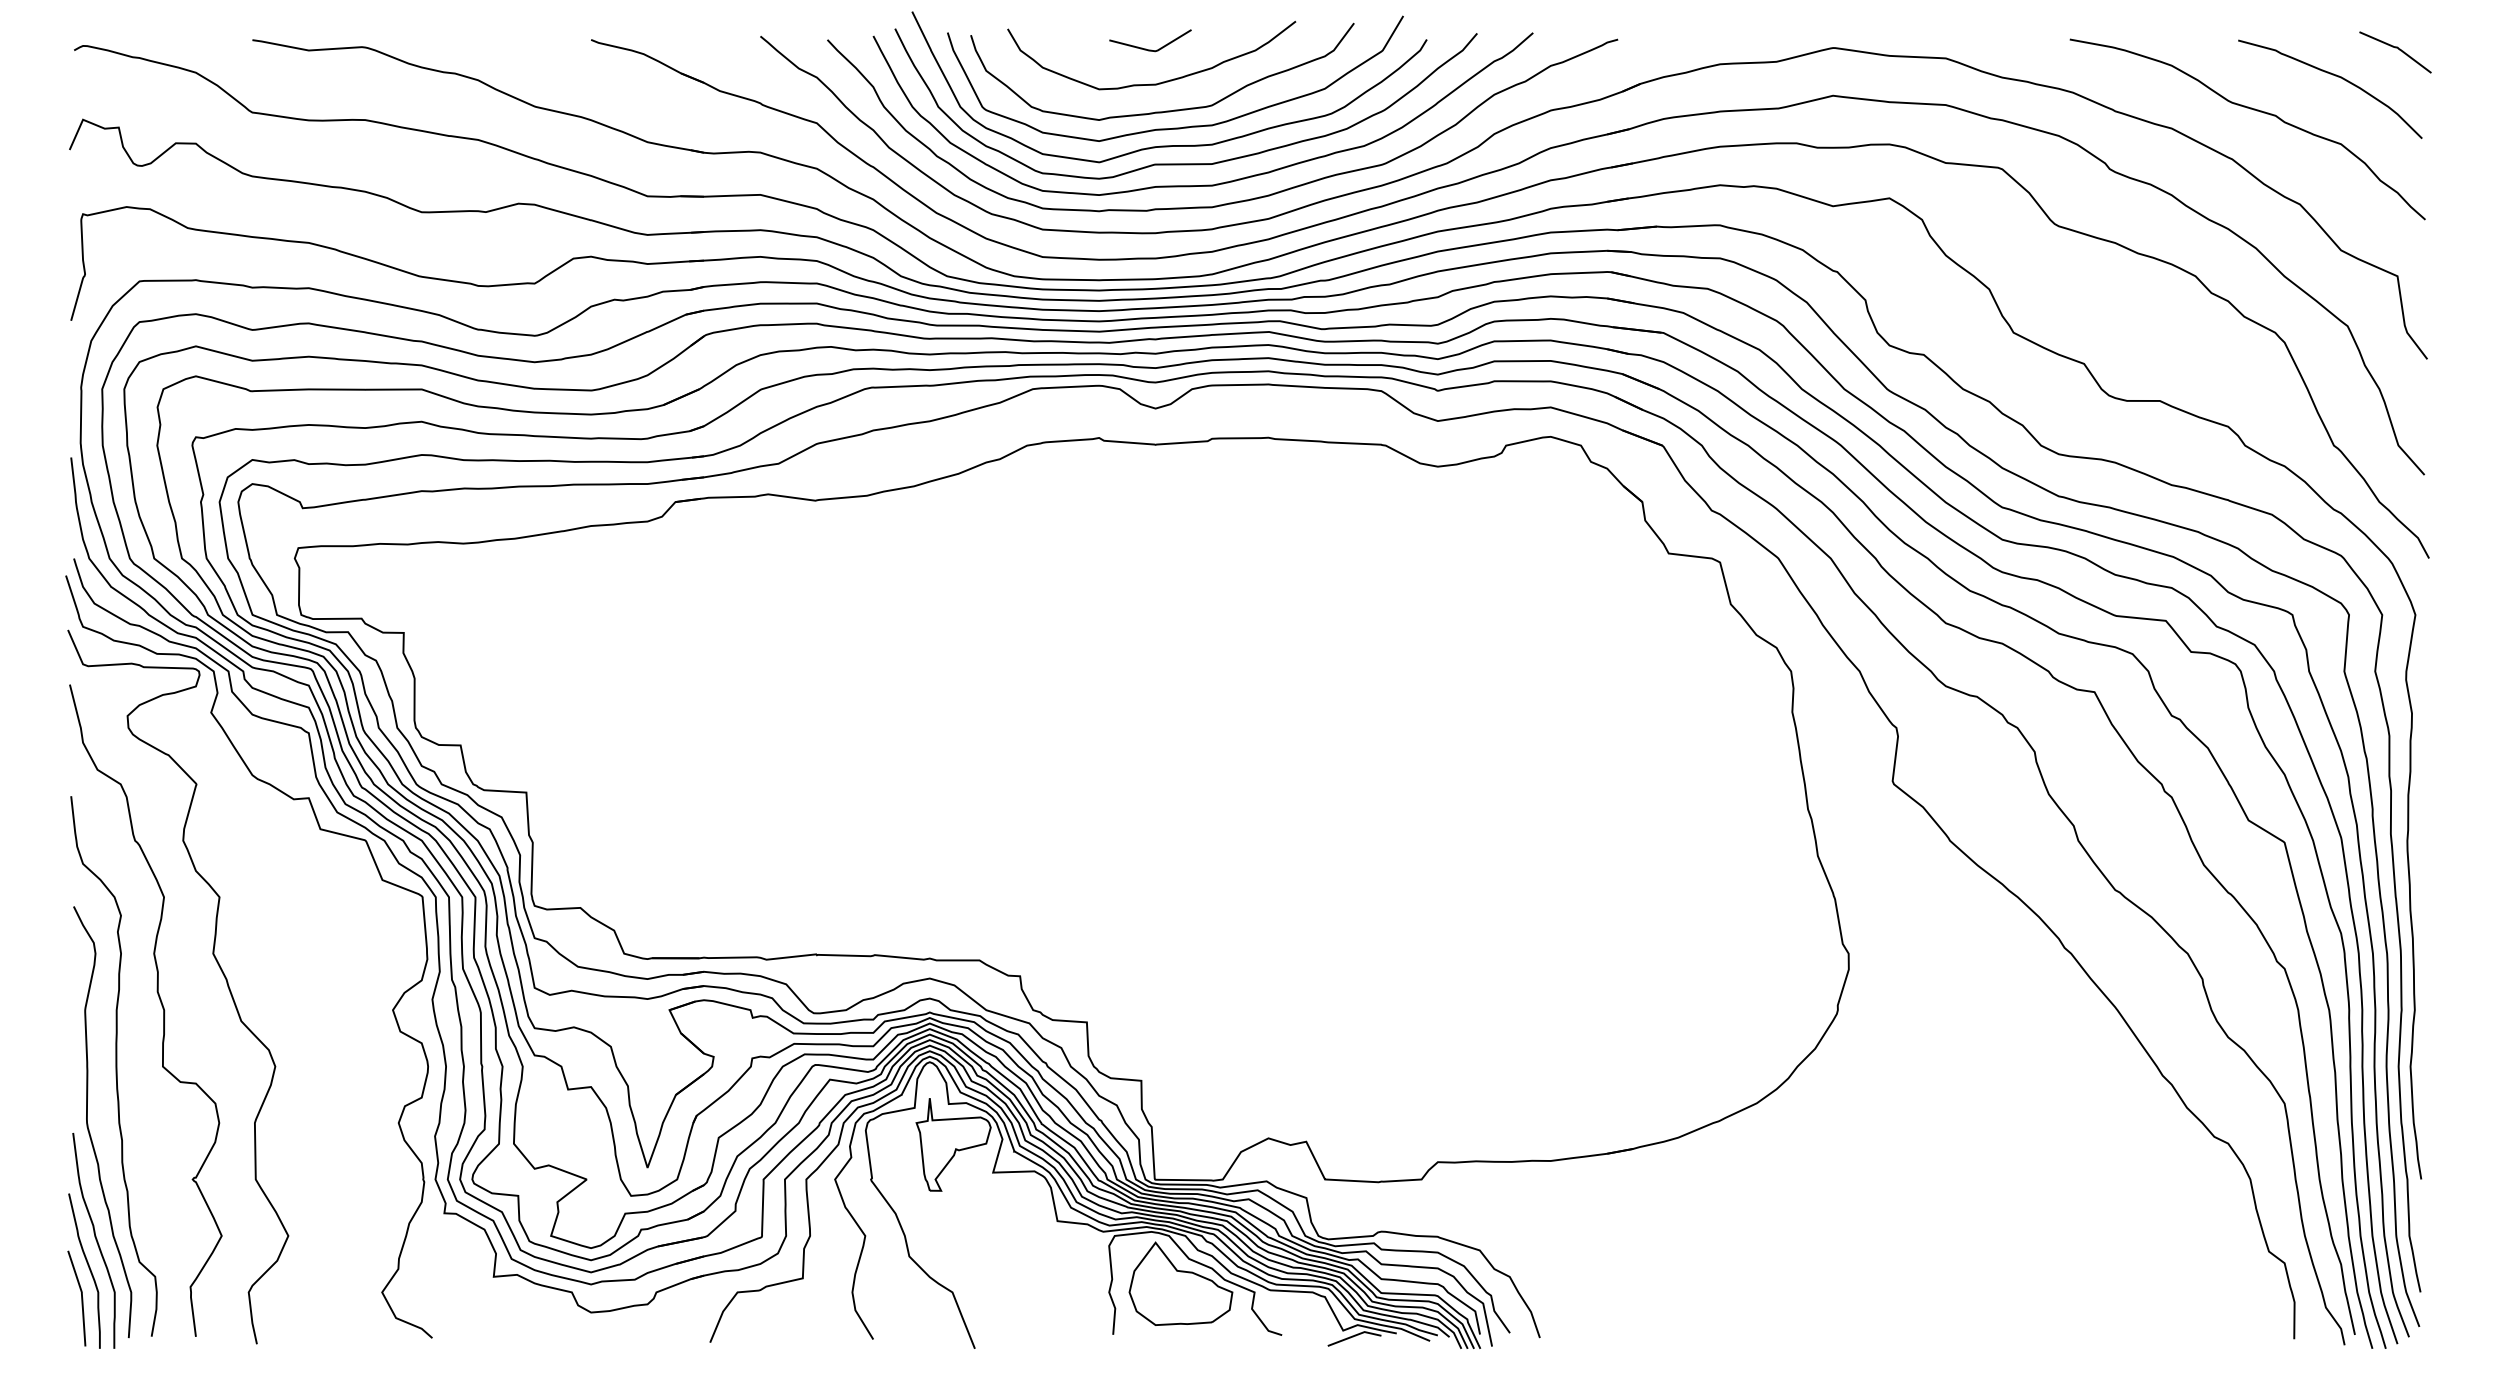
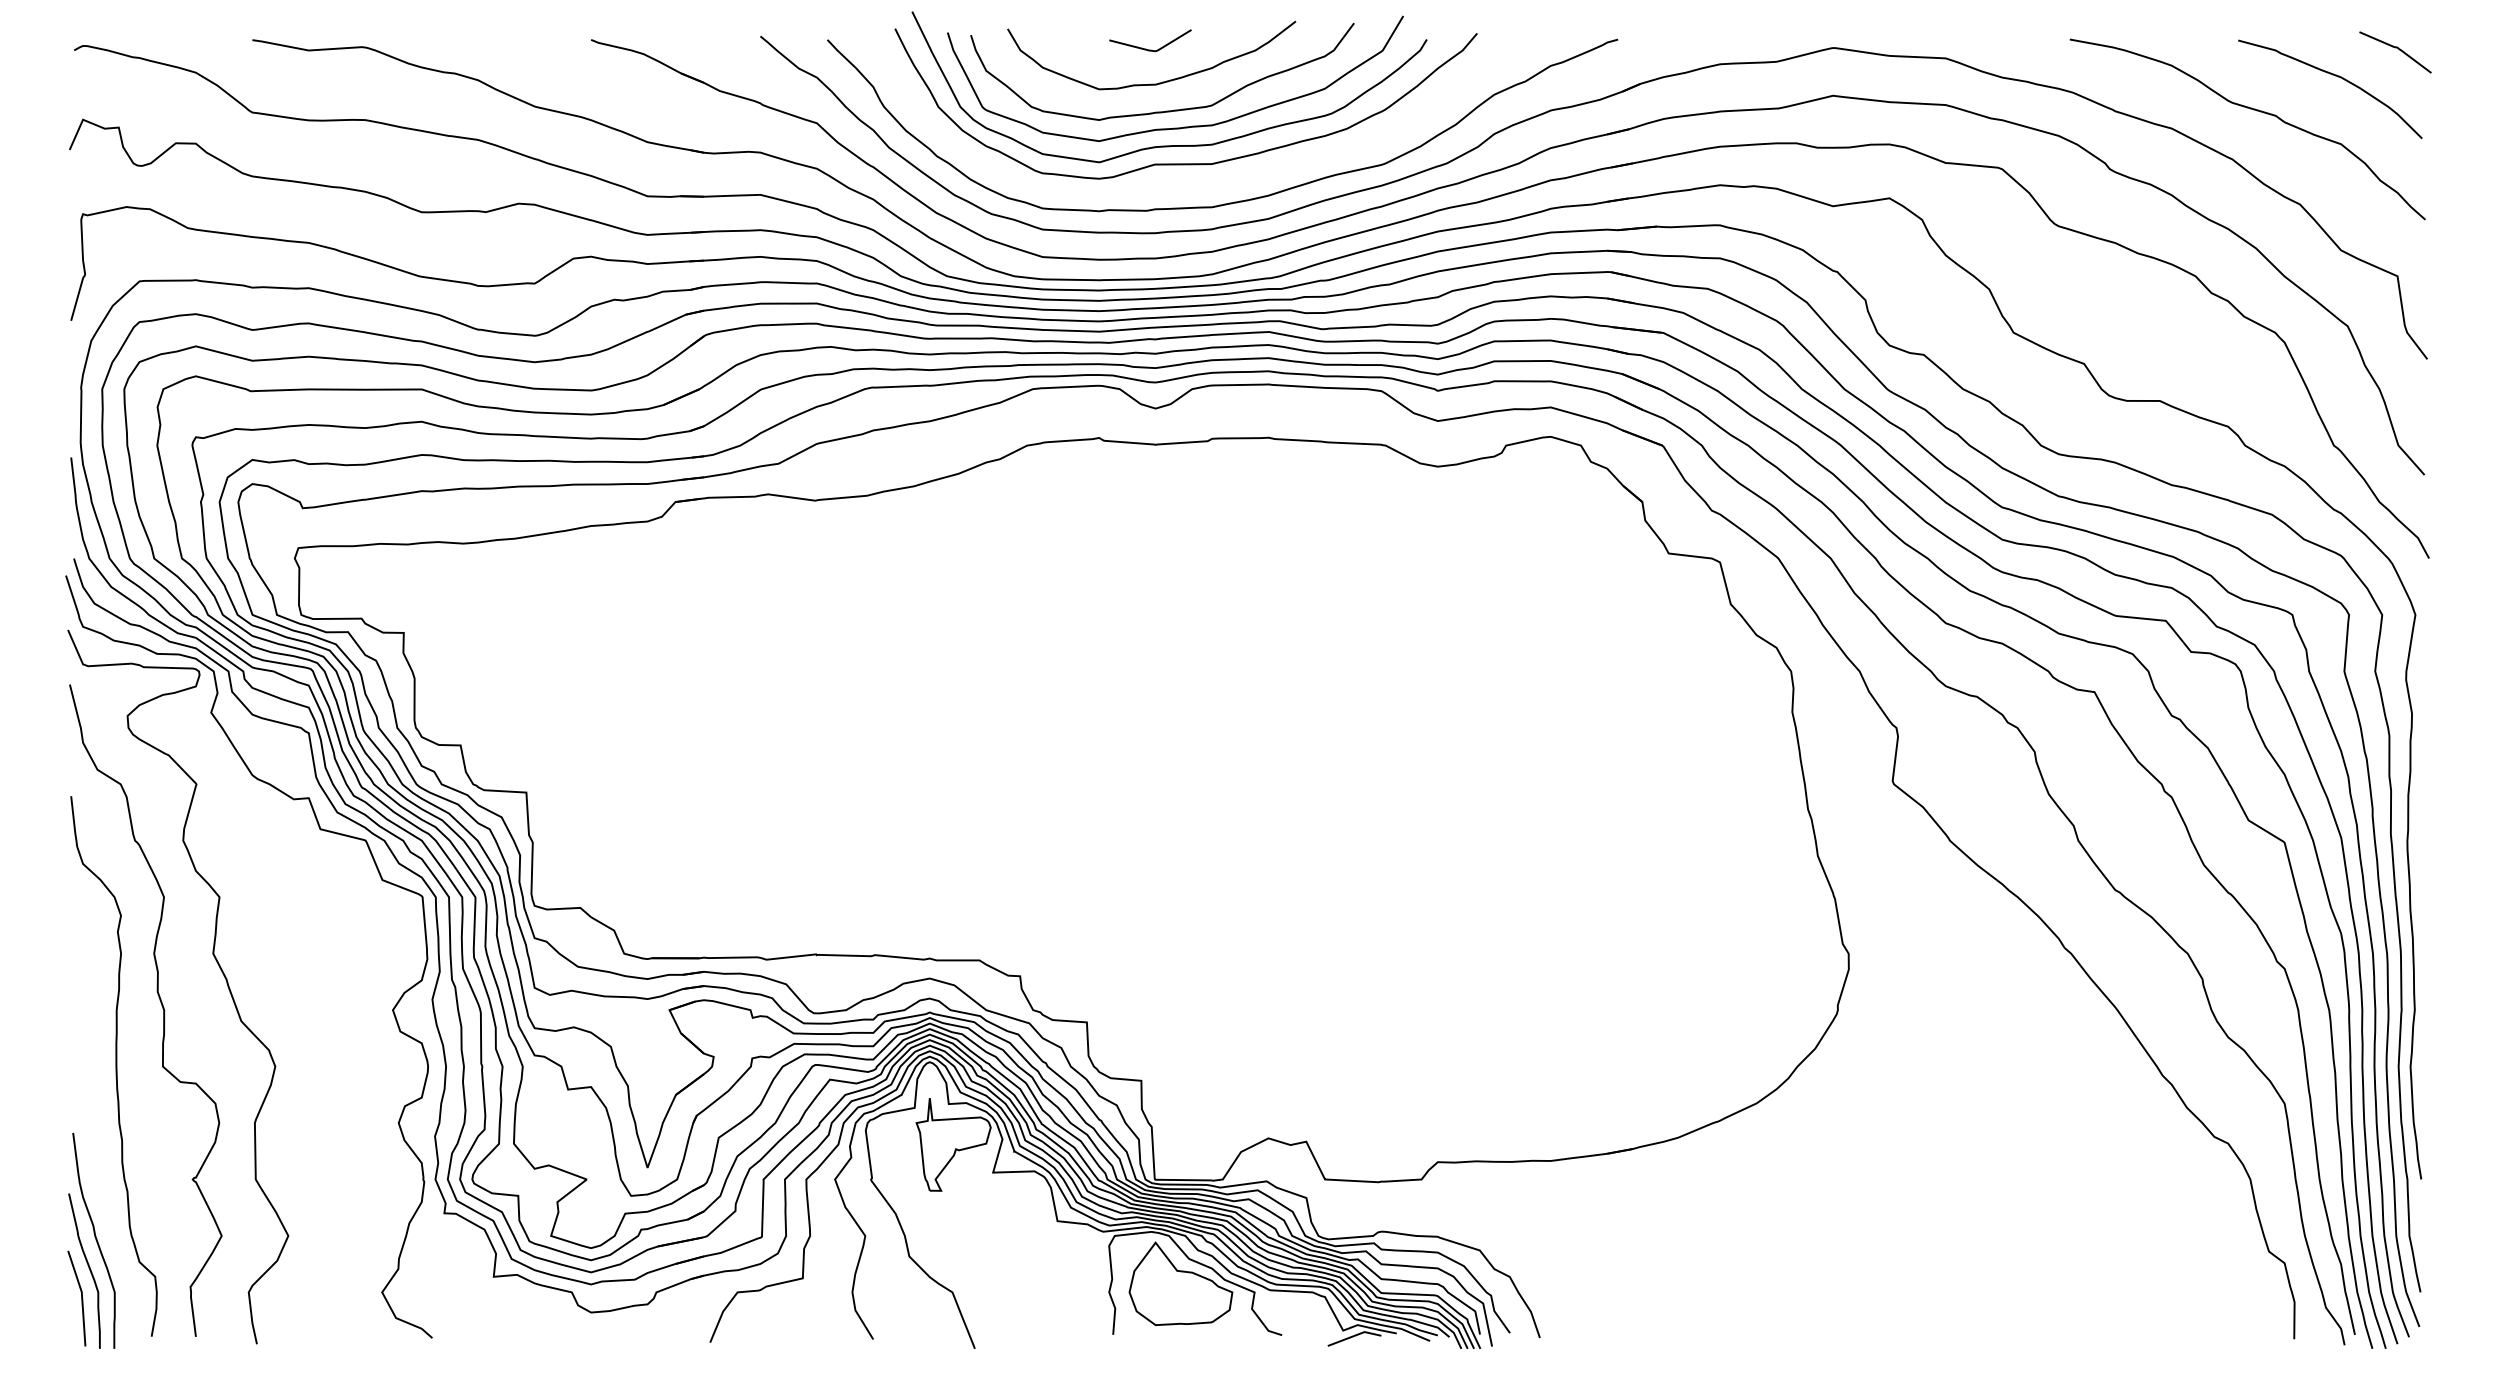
curve: present -> none (1205, 184)
curve: present -> none (88, 1124)
